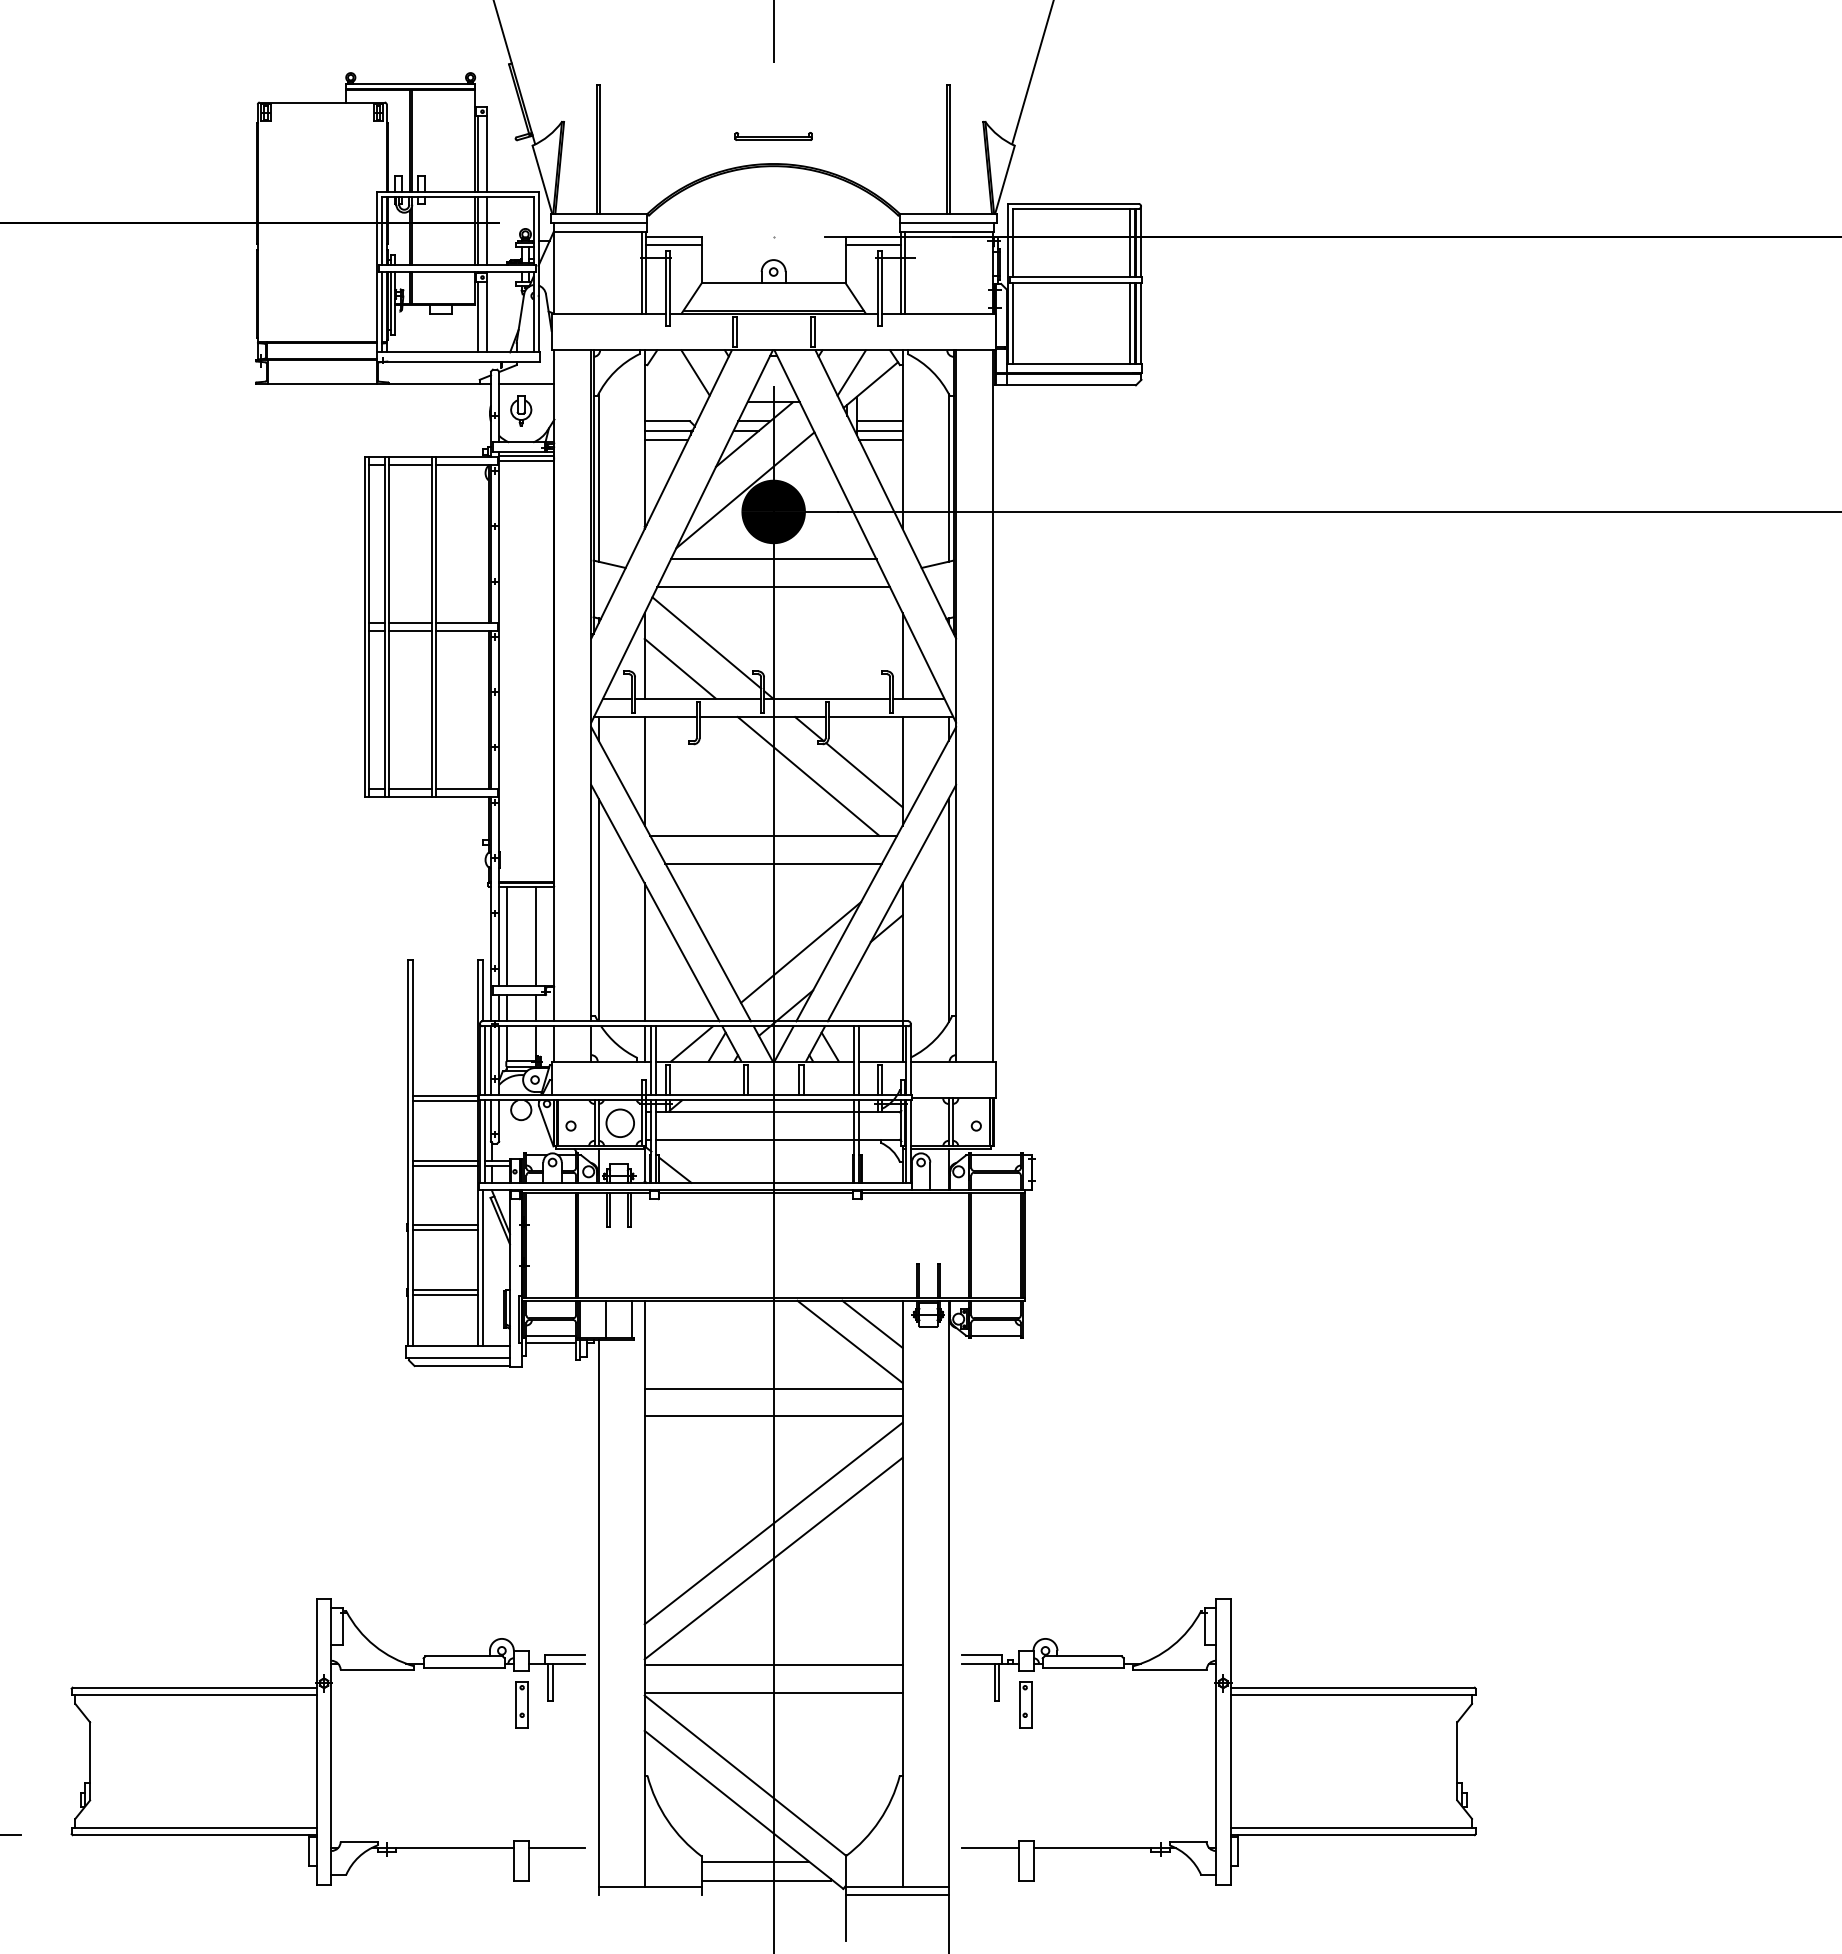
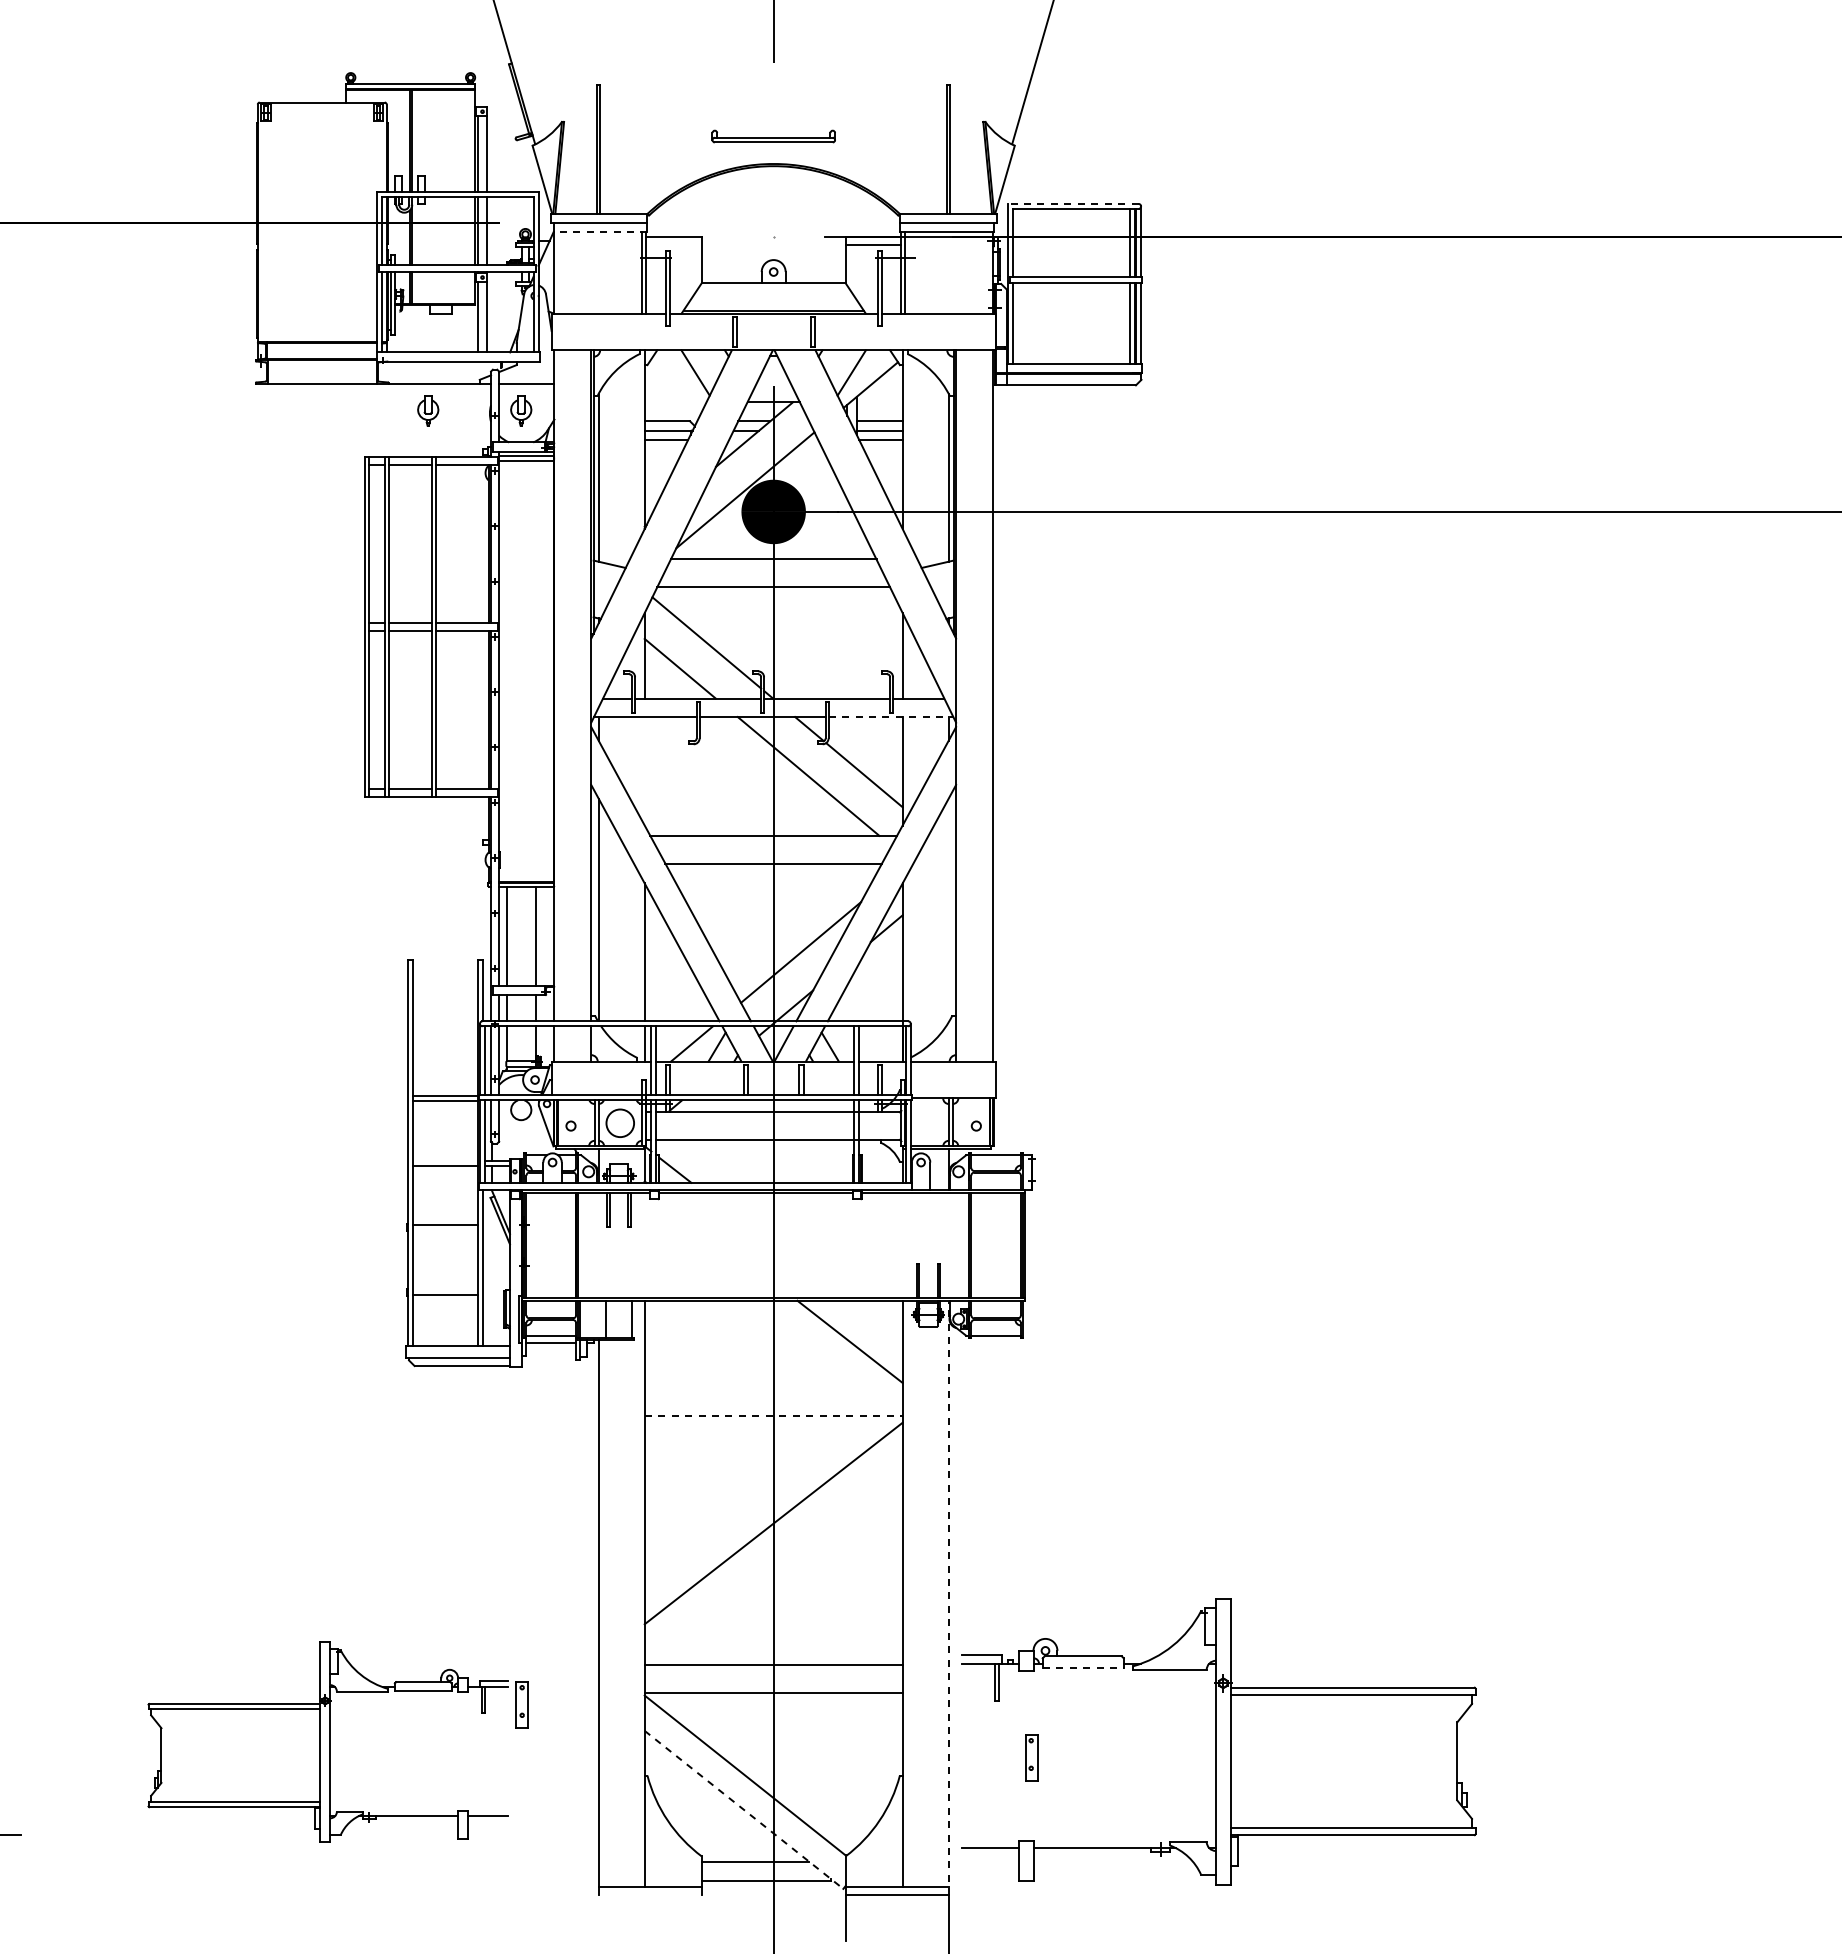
part size: 79x9 px -> 125x15 px (773, 136)
line: solid -> dashed (1072, 203)
line: solid -> dashed (600, 232)
line: present -> none (673, 245)
part: none -> present (428, 410)
line: solid -> dashed (891, 717)
line: present -> none (644, 771)
line: present -> none (948, 910)
line: present -> none (445, 1160)
line: present -> none (445, 1230)
line: present -> none (445, 1289)
line: present -> none (872, 1323)
line: present -> none (773, 1388)
line: solid -> dashed (773, 1416)
line: present -> none (773, 1558)
line: solid -> dashed (948, 1597)
line: solid -> dashed (1083, 1668)
part position: (1025, 1704) -> (1031, 1757) (1031, 1757)
part size: 516x288 px -> 362x202 px (327, 1741)
line: solid -> dashed (744, 1809)
